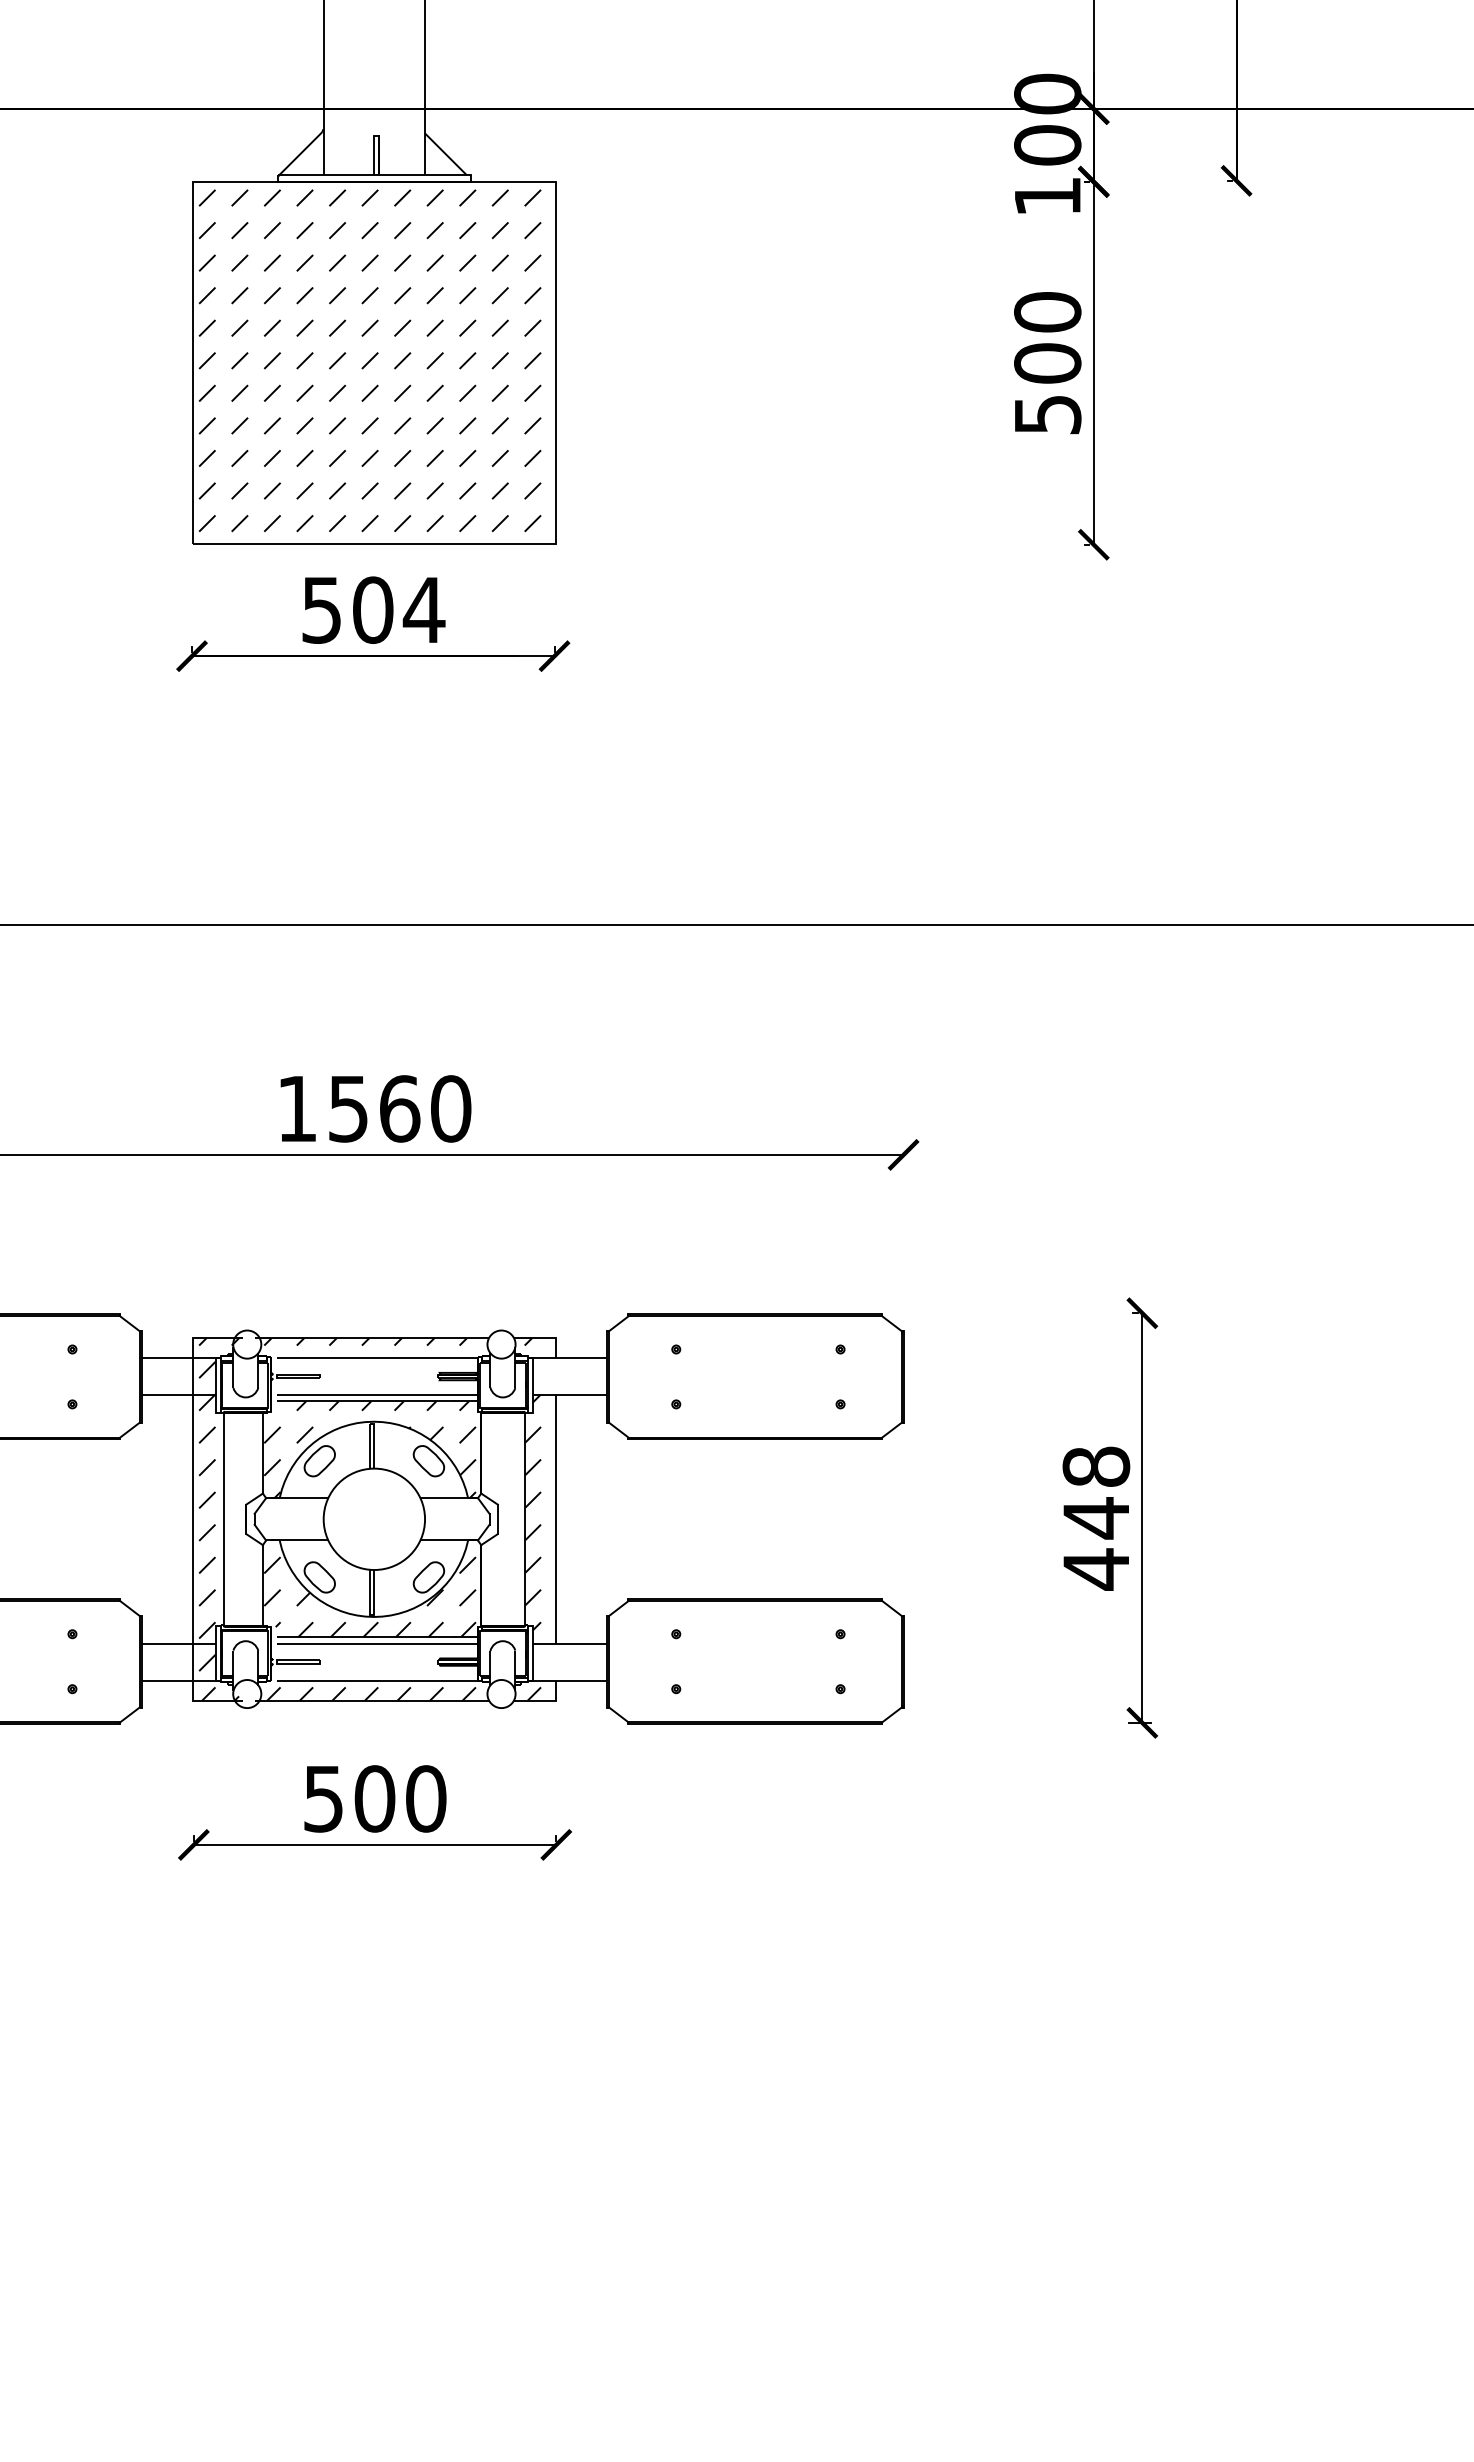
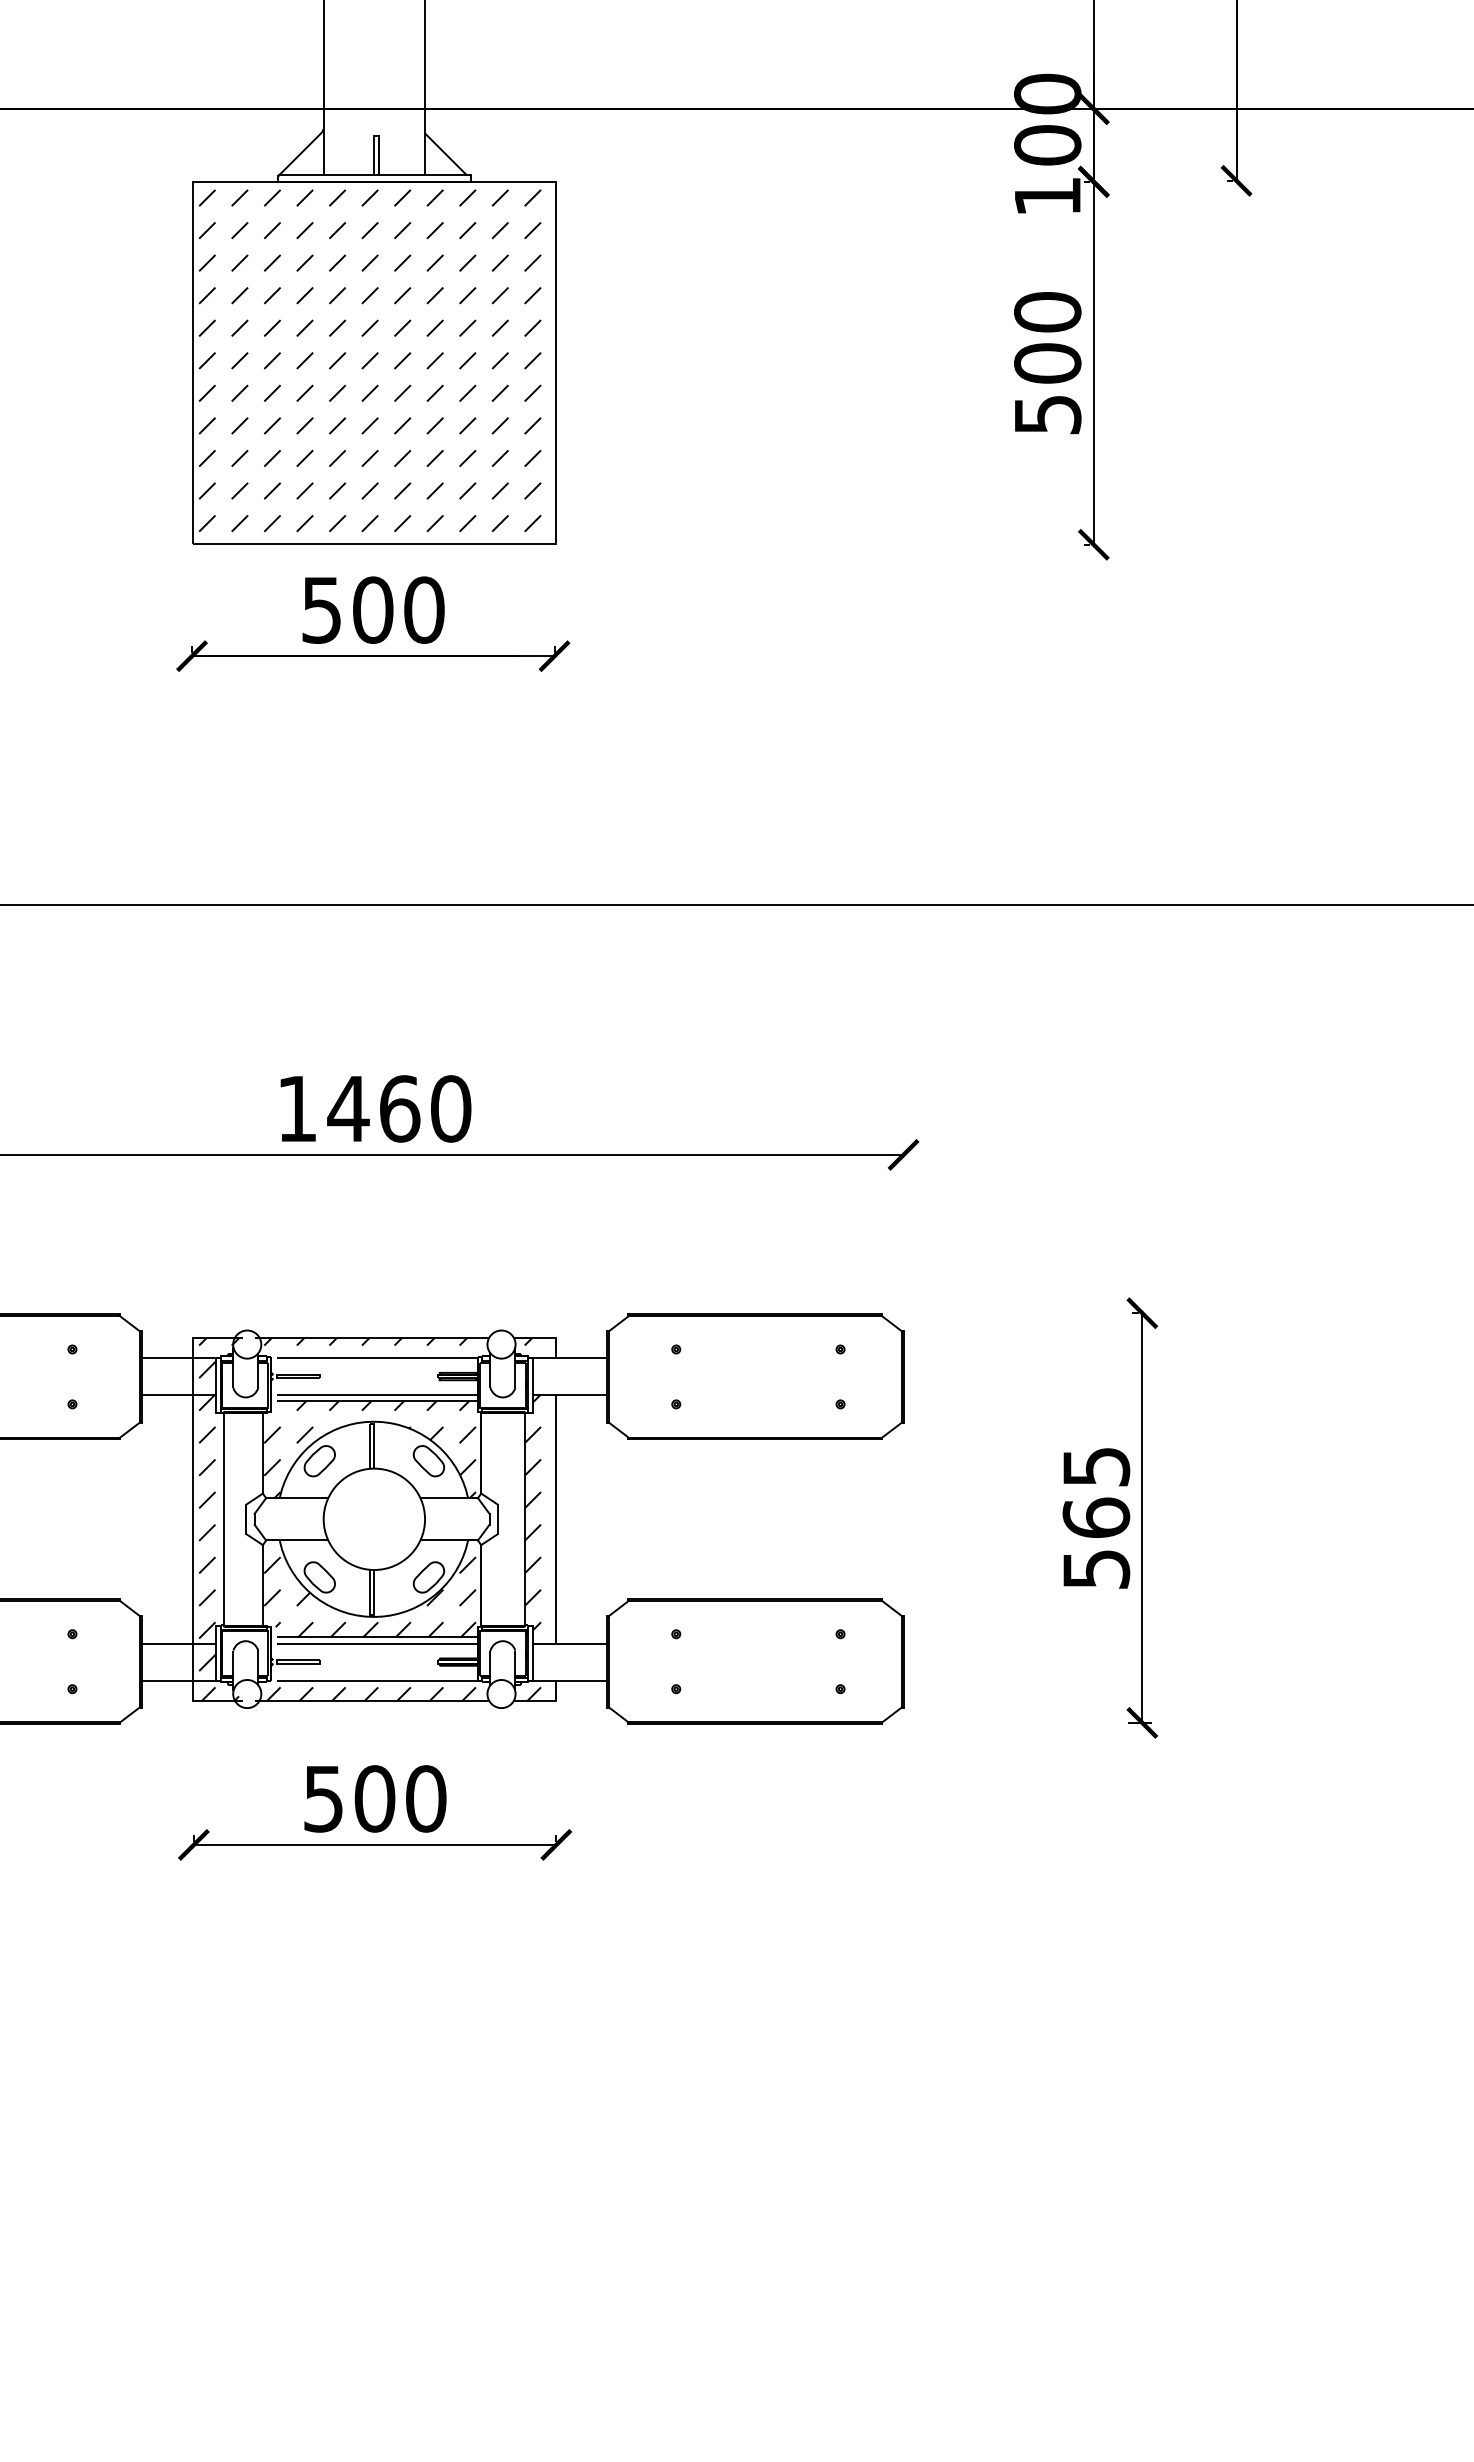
text: 504 -> 500 (423, 609)
line position: (736, 924) -> (736, 904) (736, 904)
text: 1560 -> 1460 (348, 1109)
text: 448 -> 565 (1096, 1518)
